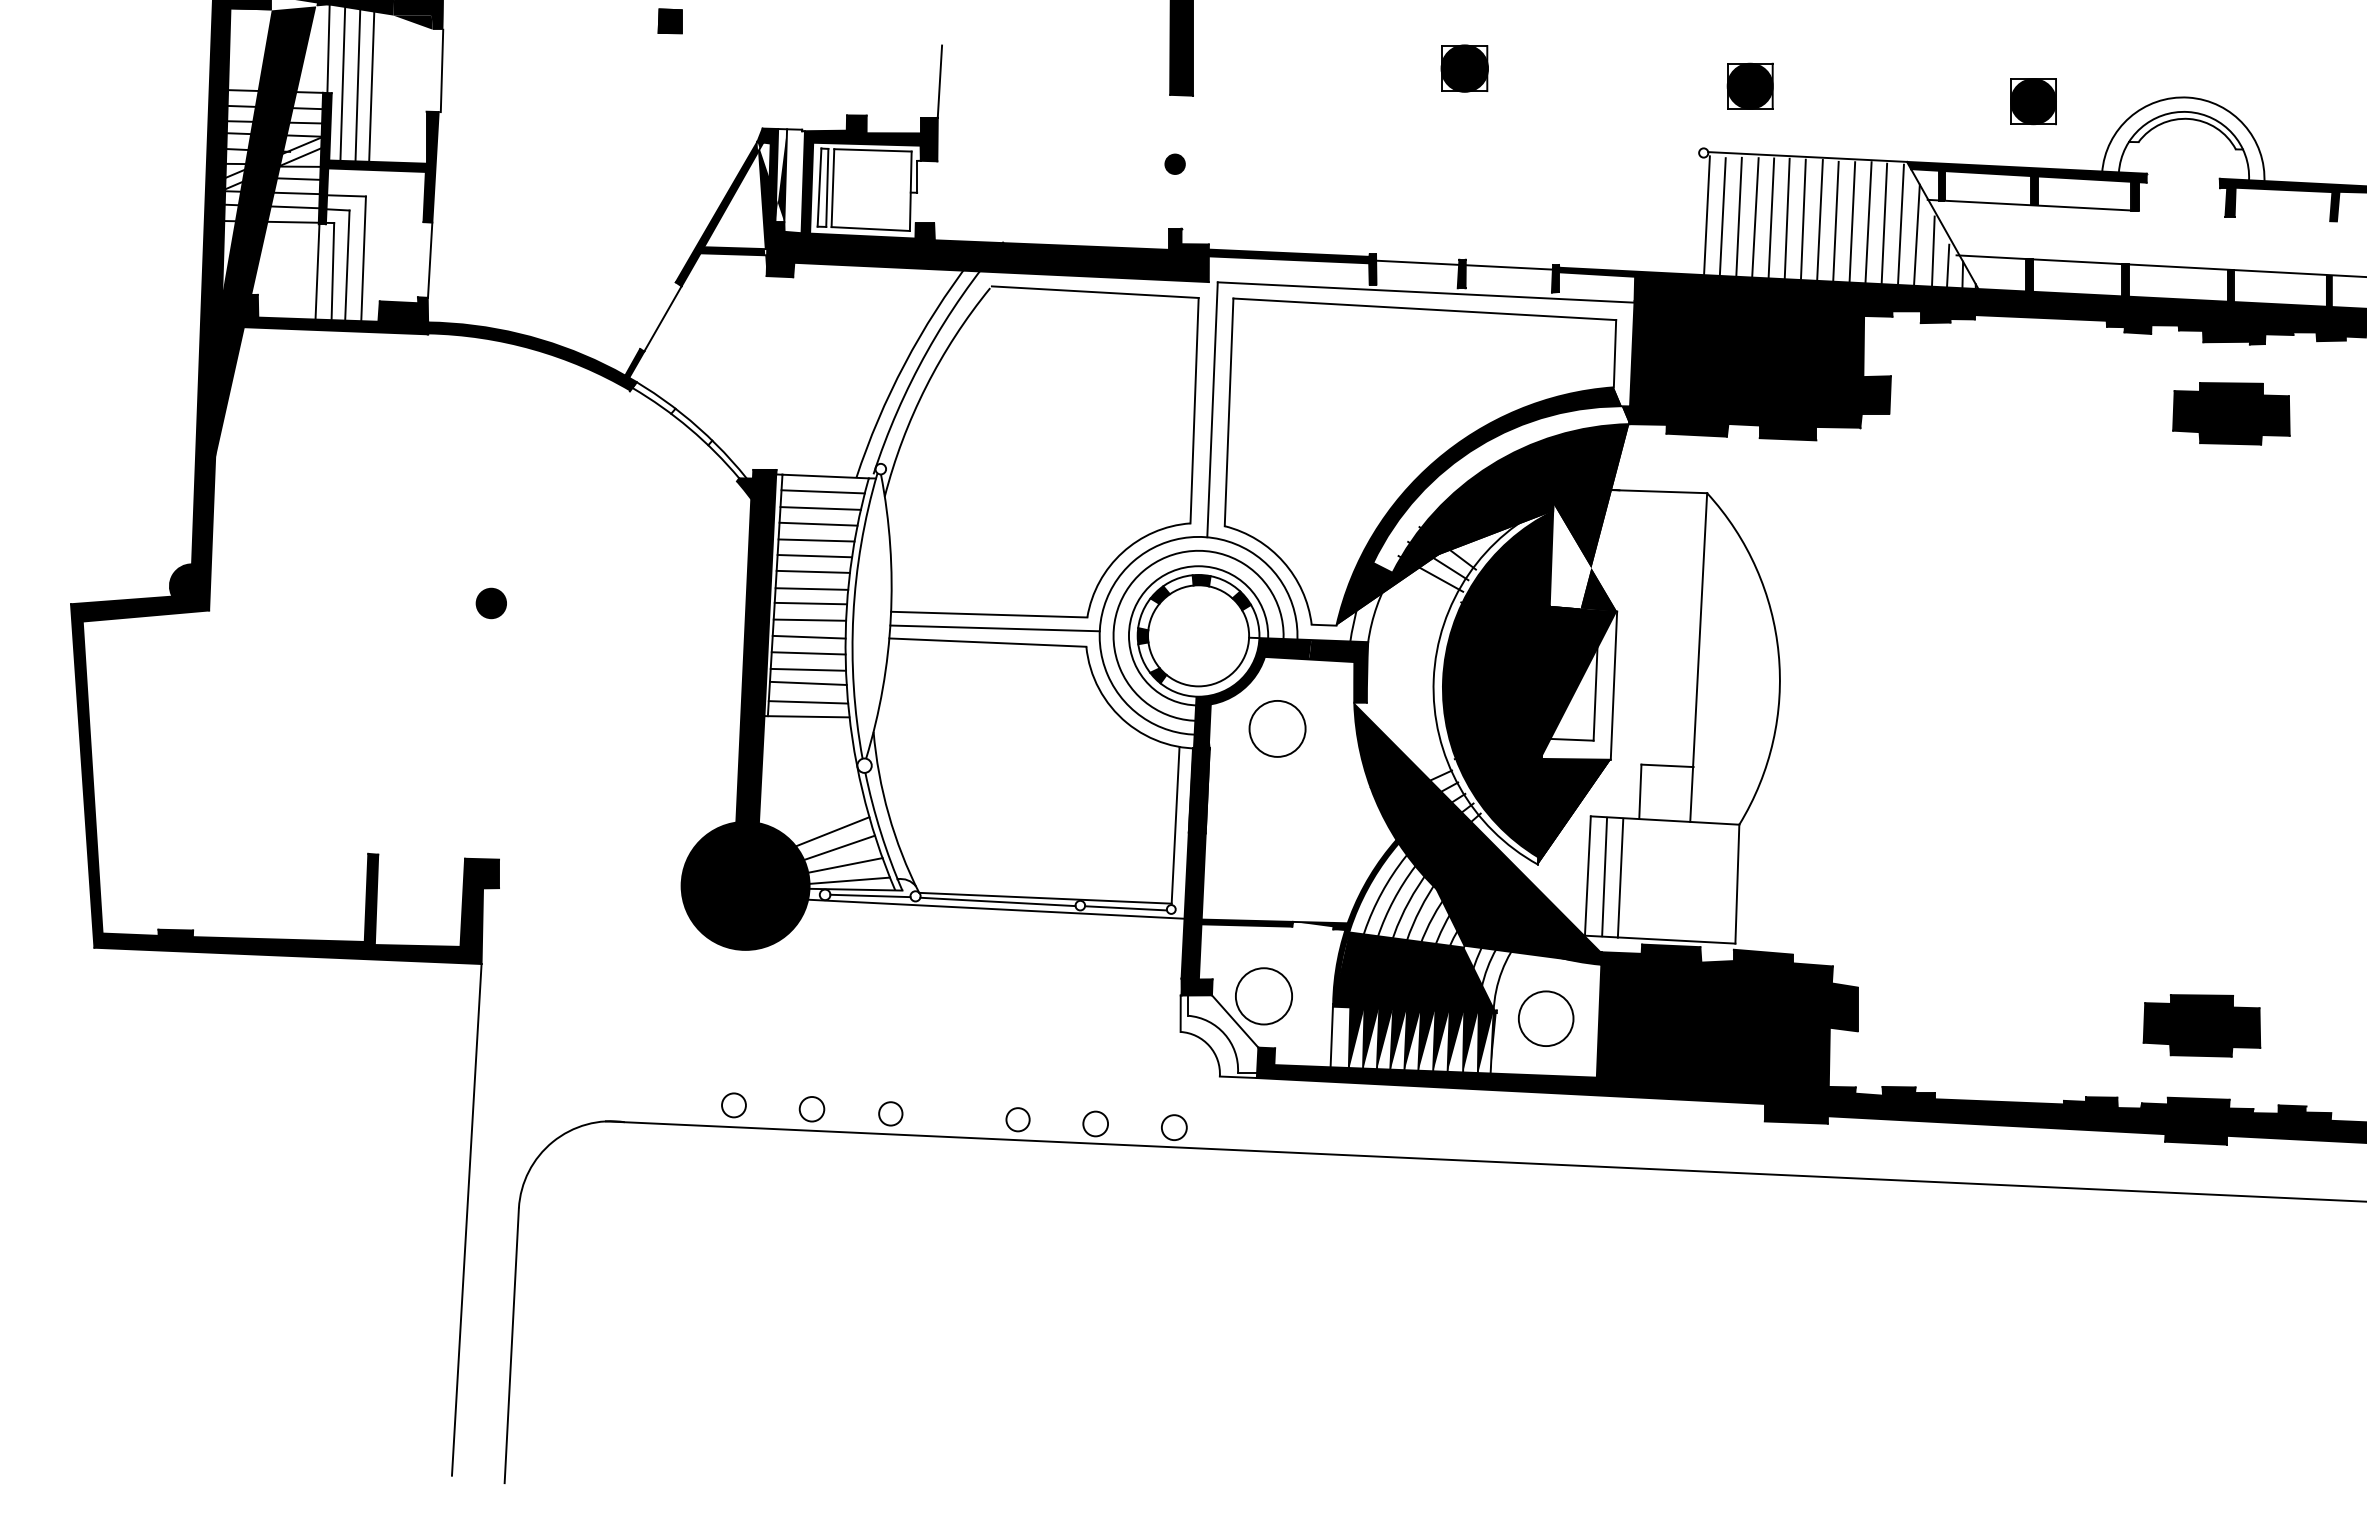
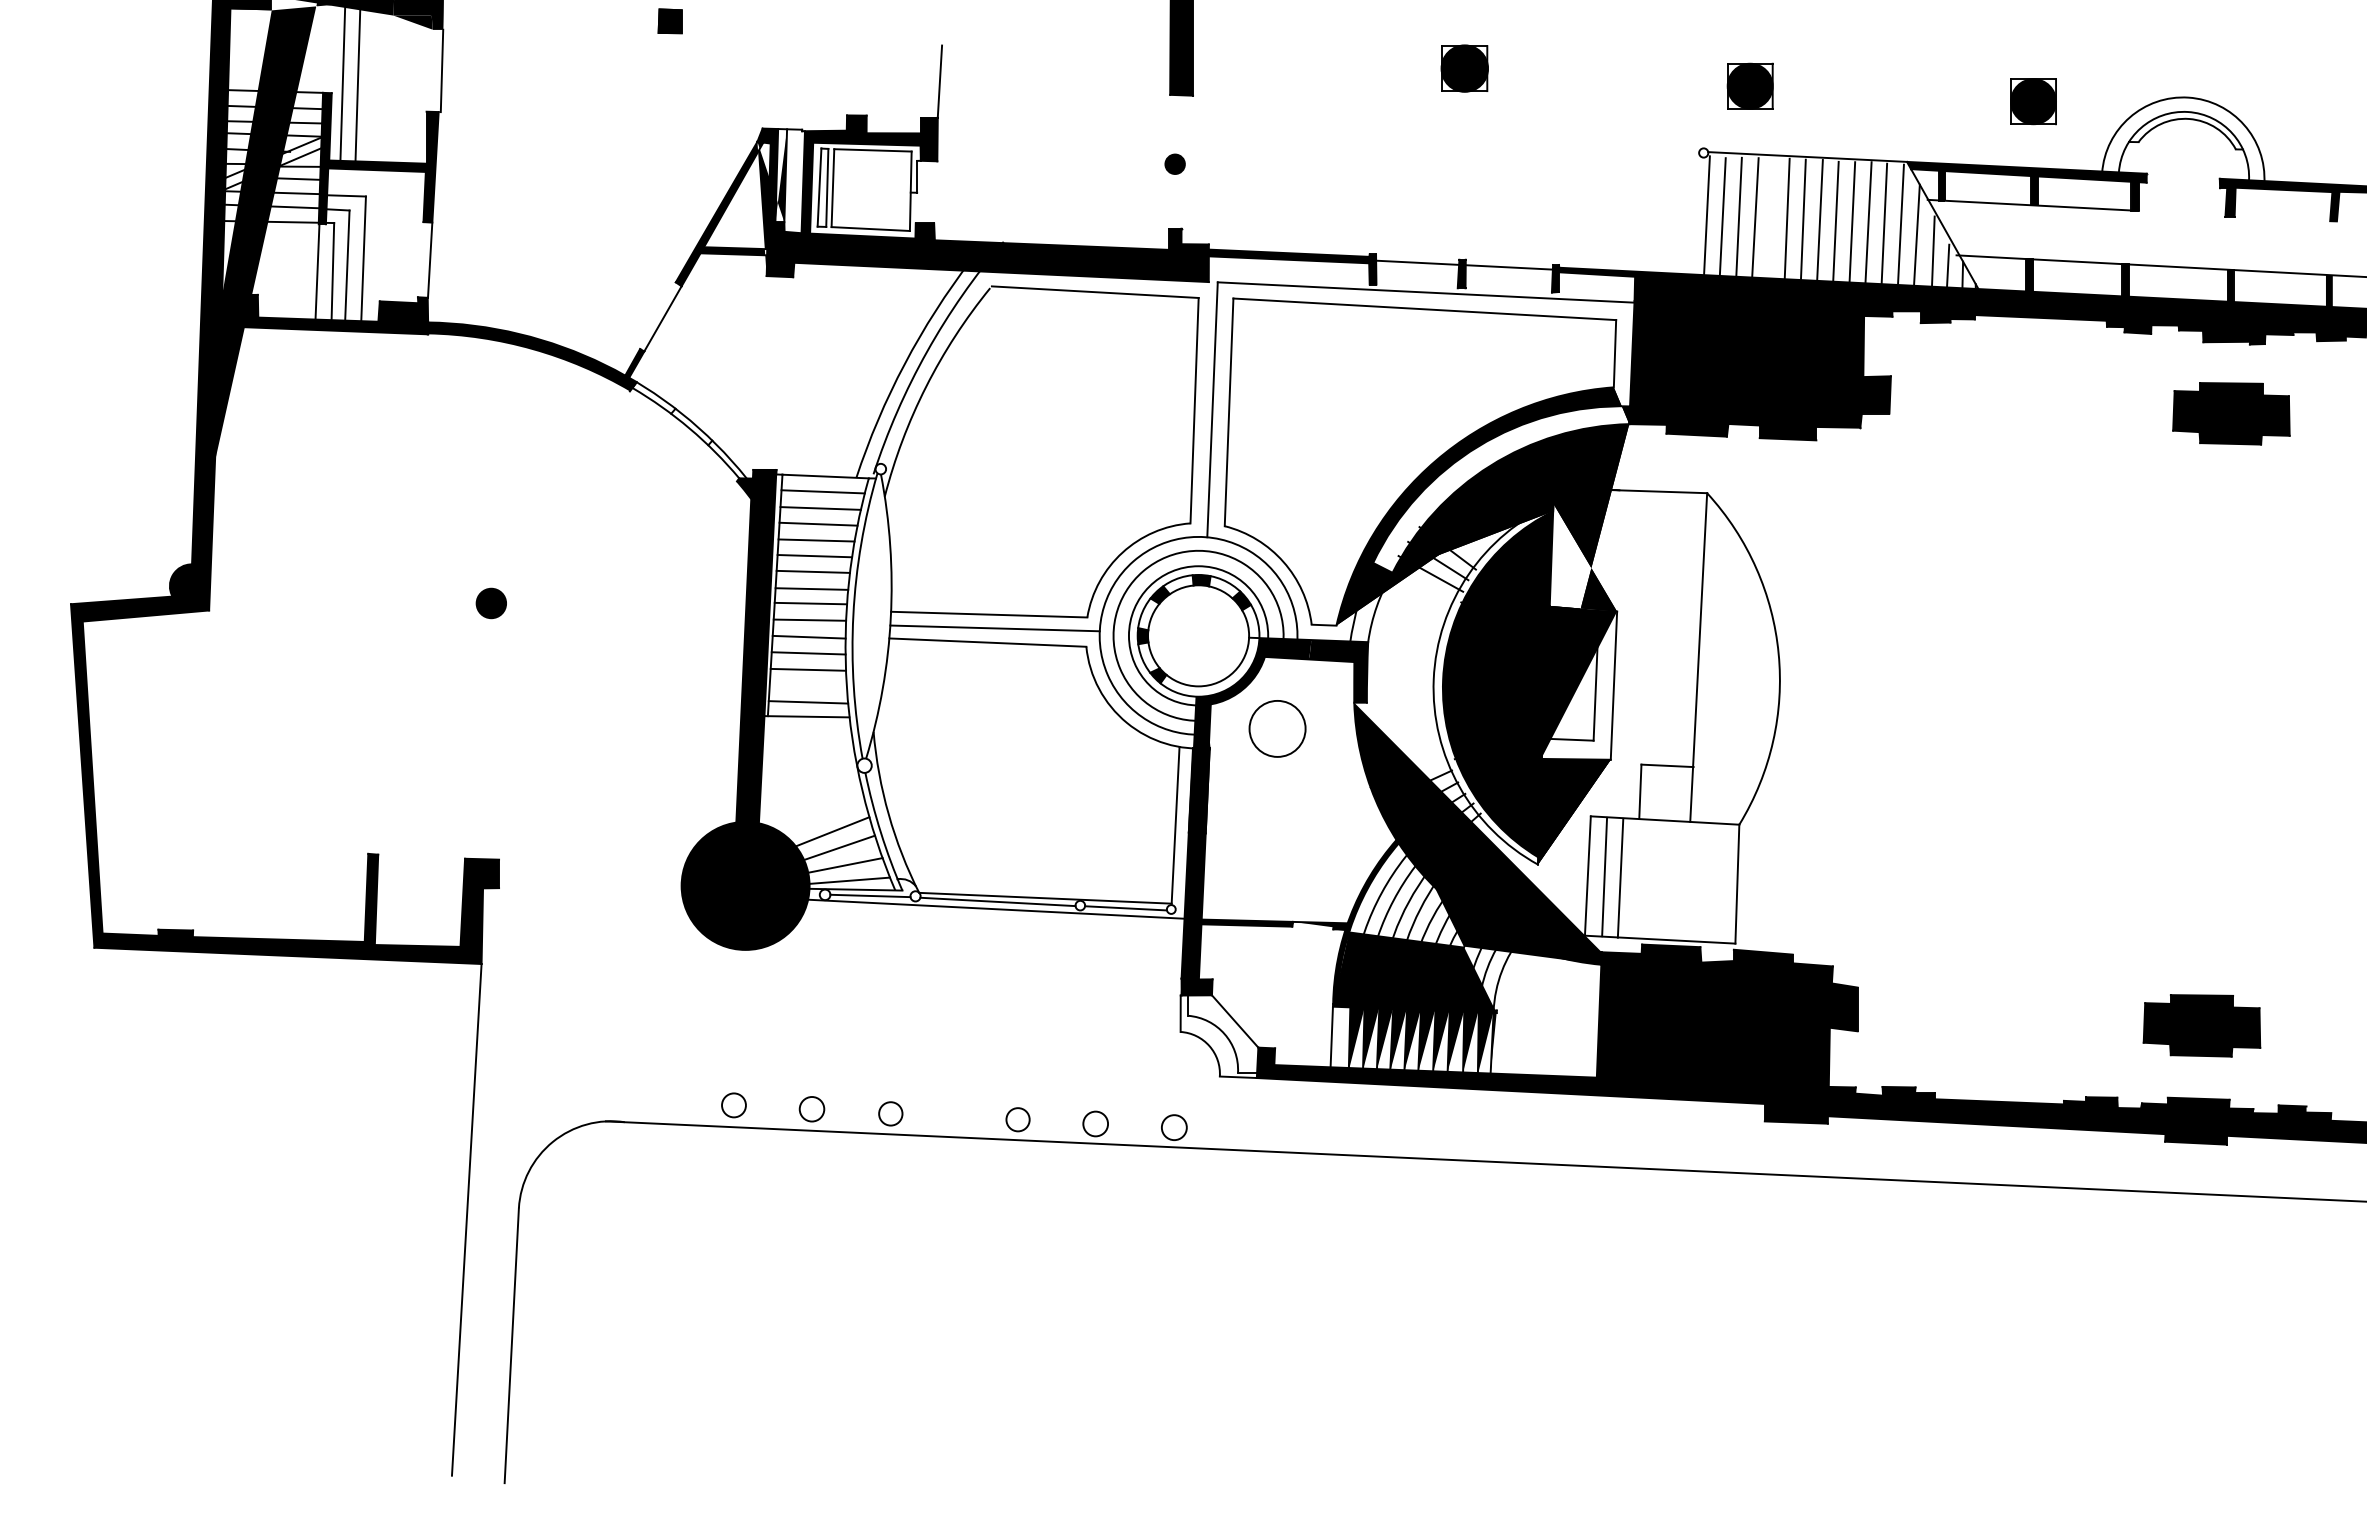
line: present -> none (328, 47)
line: present -> none (371, 84)
line: present -> none (1771, 218)
line: present -> none (807, 682)
circle: present -> none (1263, 996)
circle: present -> none (1546, 1018)
